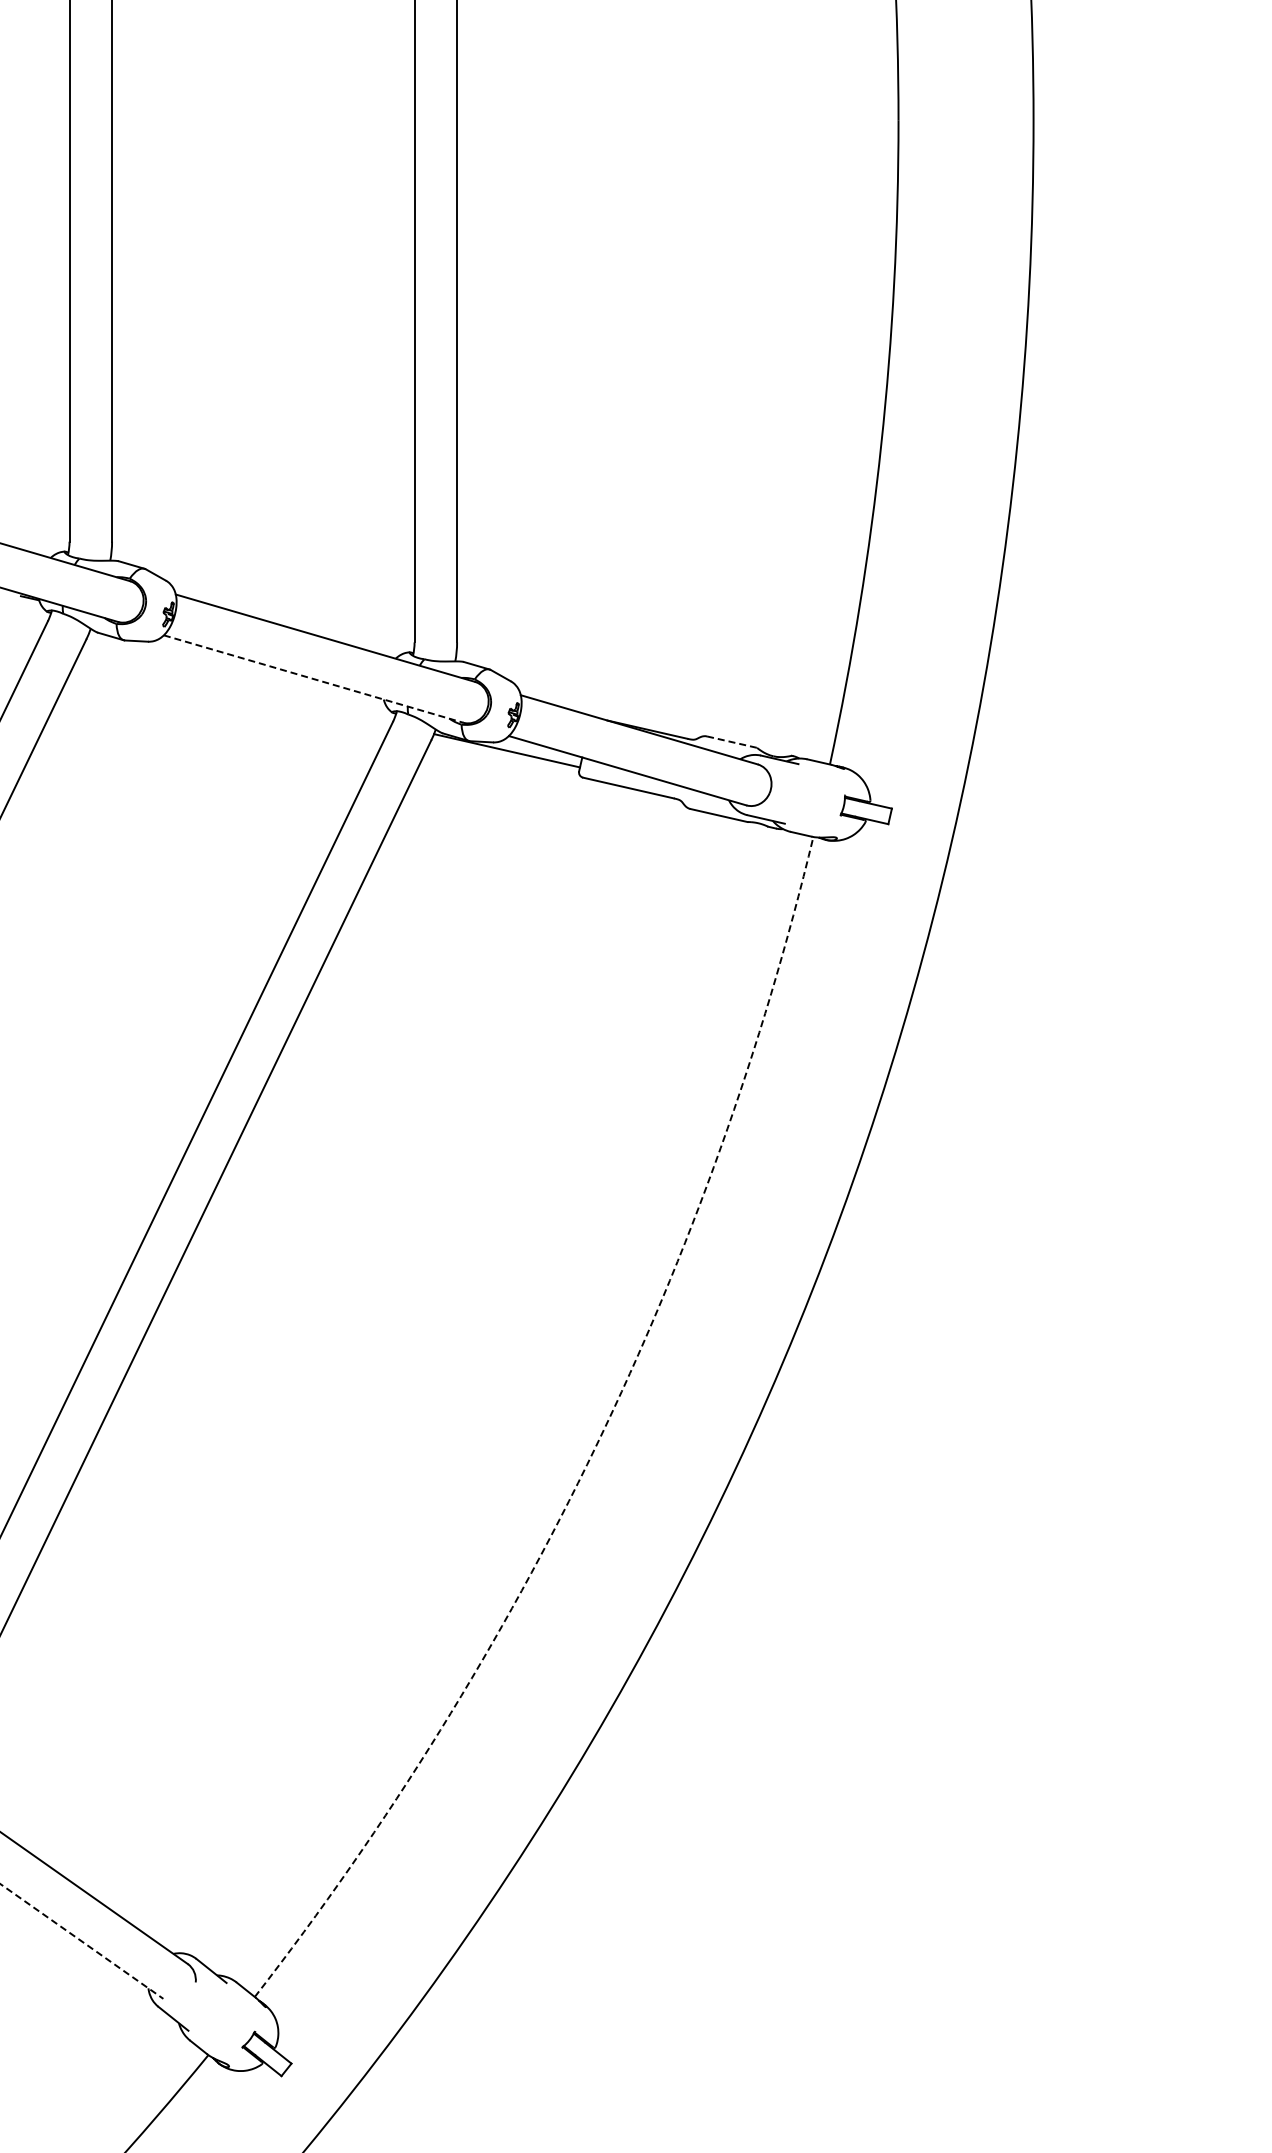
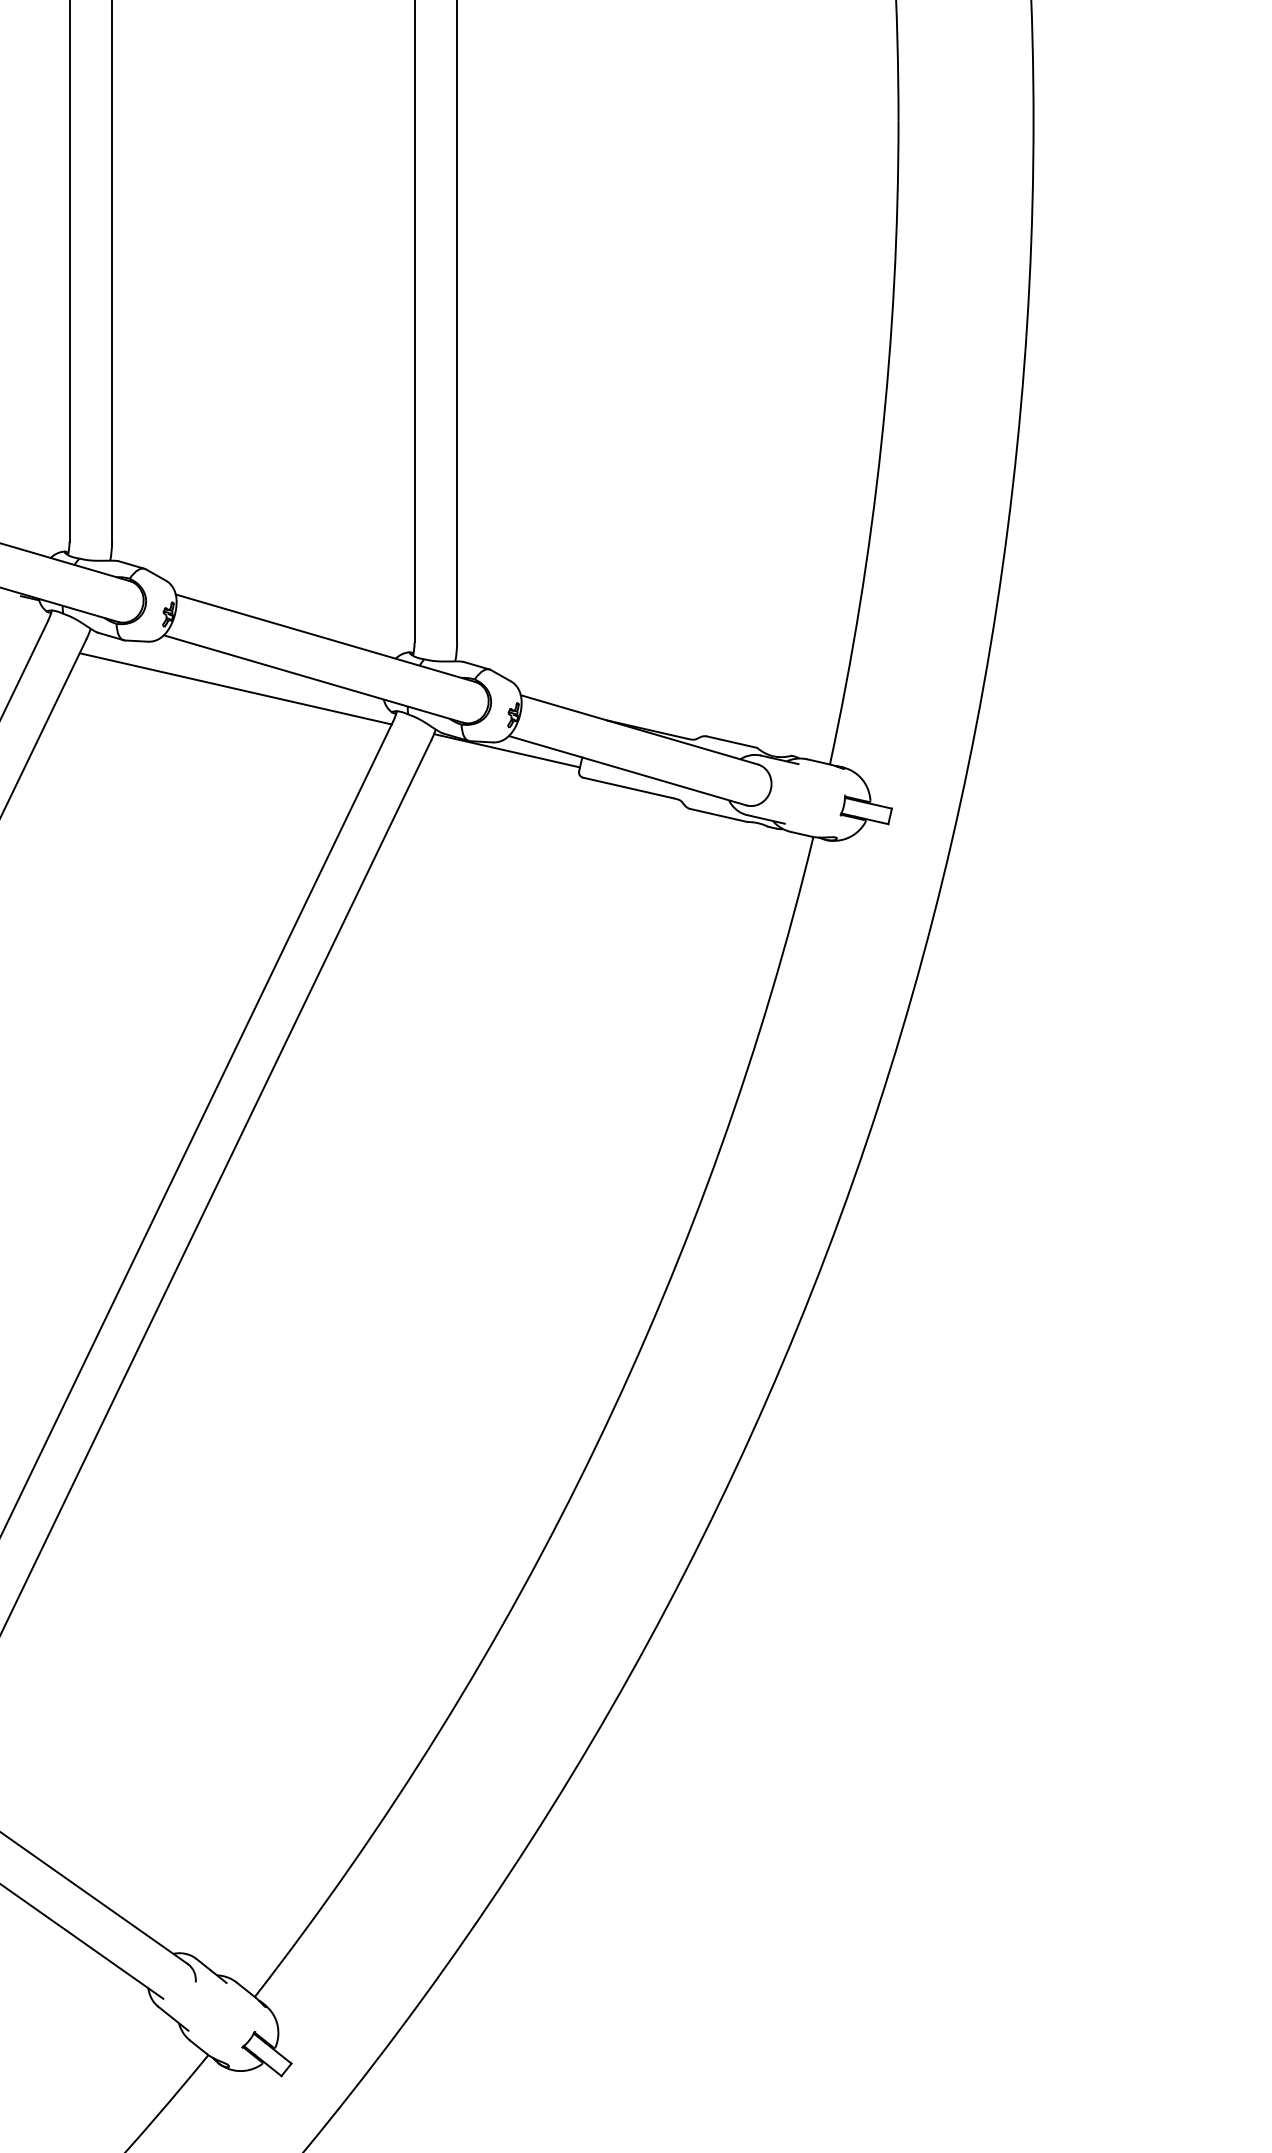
line: dashed -> solid (314, 679)
line: none -> present (235, 688)
line: dashed -> solid (732, 742)
arc: dashed -> solid (595, 1446)
line: dashed -> solid (82, 1941)
